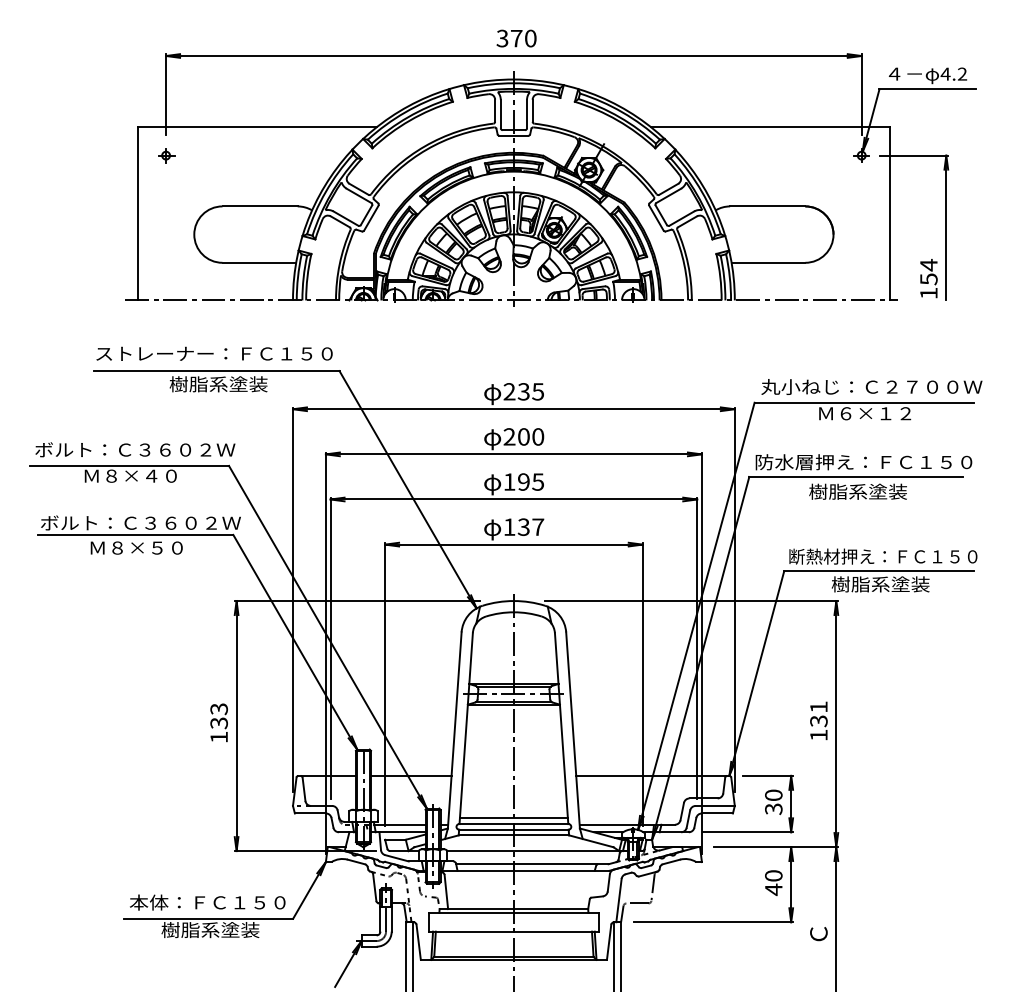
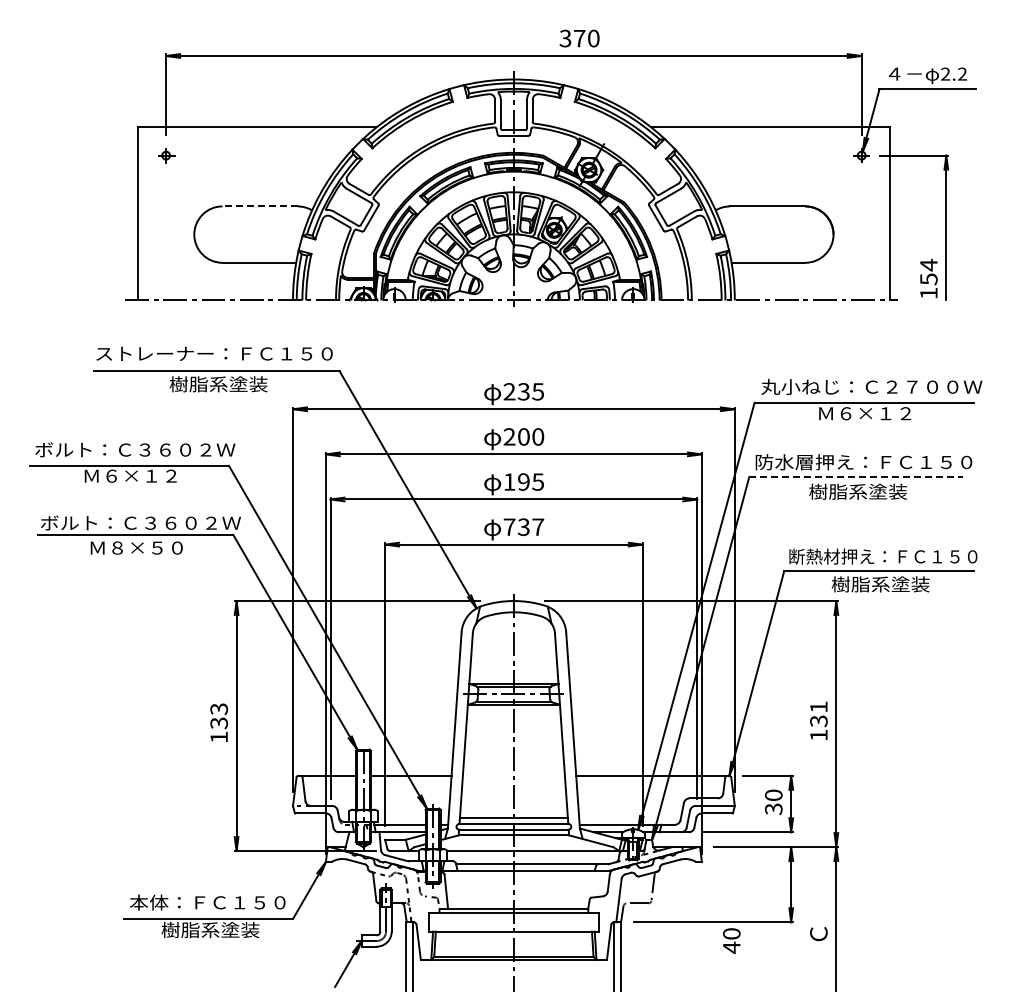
text position: (516, 38) -> (579, 38) (579, 38)
text: 4.2 -> 2.2 (945, 73)
line: solid -> dashed (260, 206)
text: Ｍ８×４０ -> Ｍ６×１２ (141, 475)
line: solid -> dashed (856, 476)
text: 137 -> 737 (509, 526)
text position: (773, 882) -> (731, 940) (731, 940)
